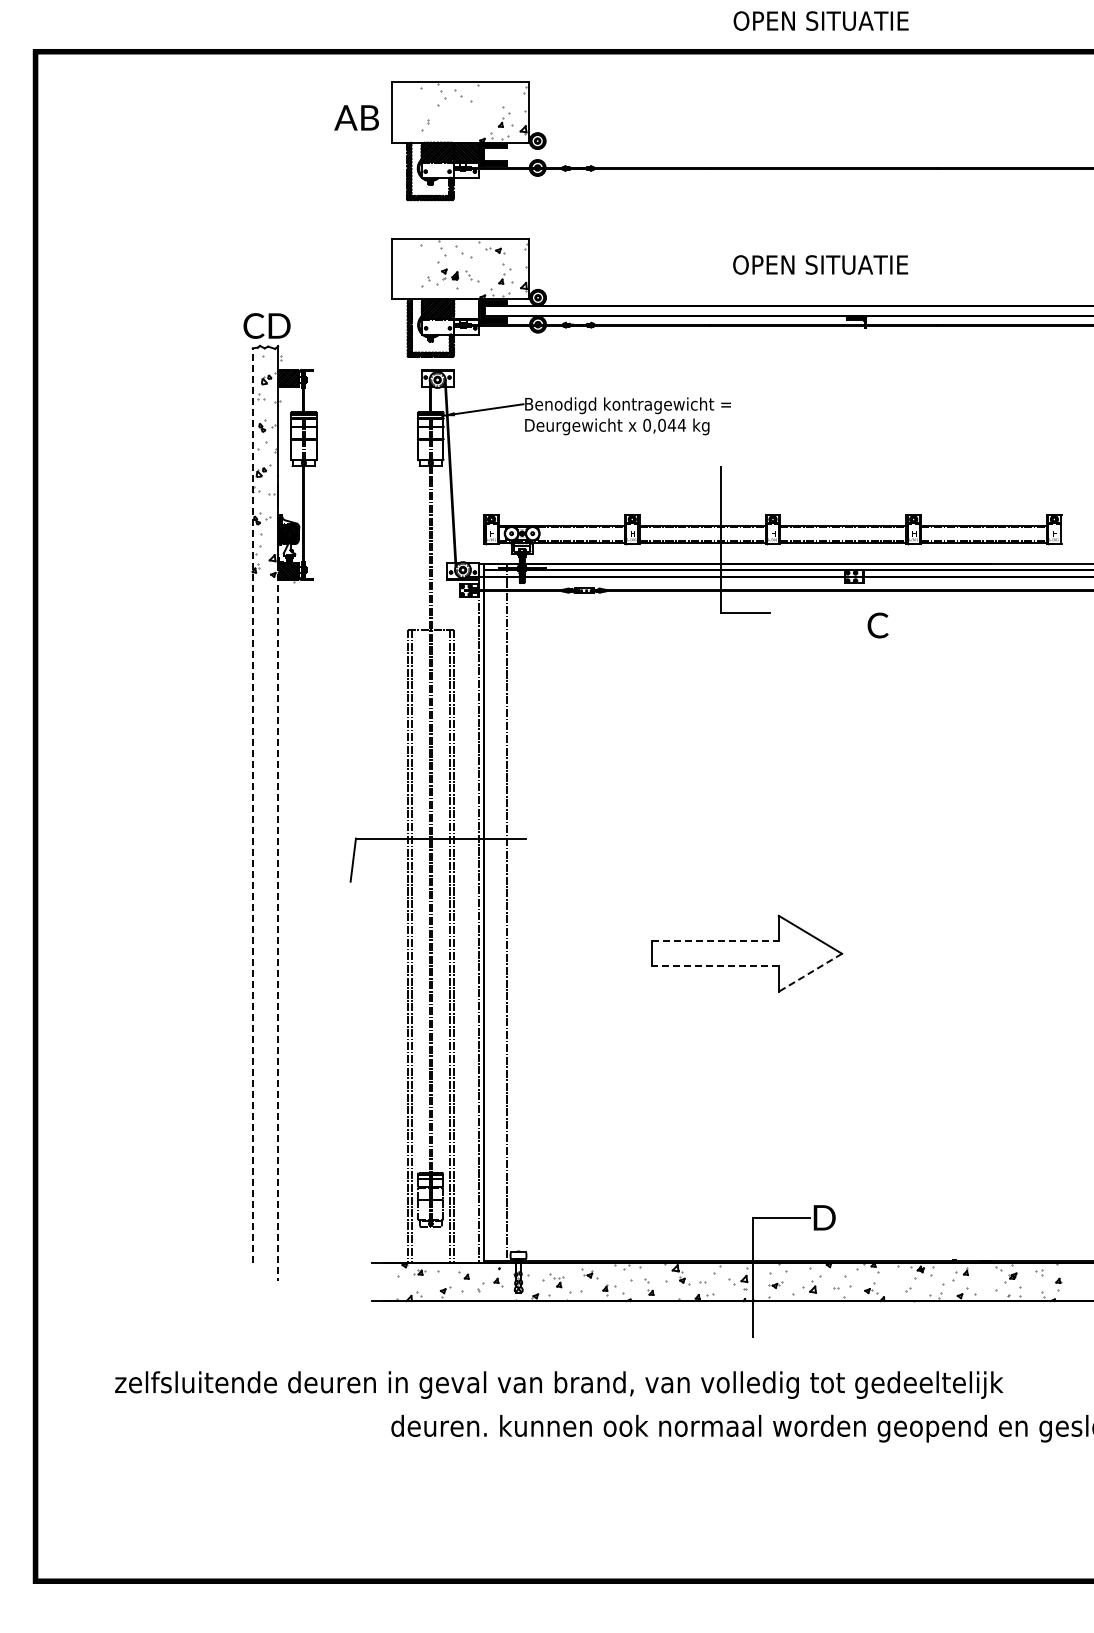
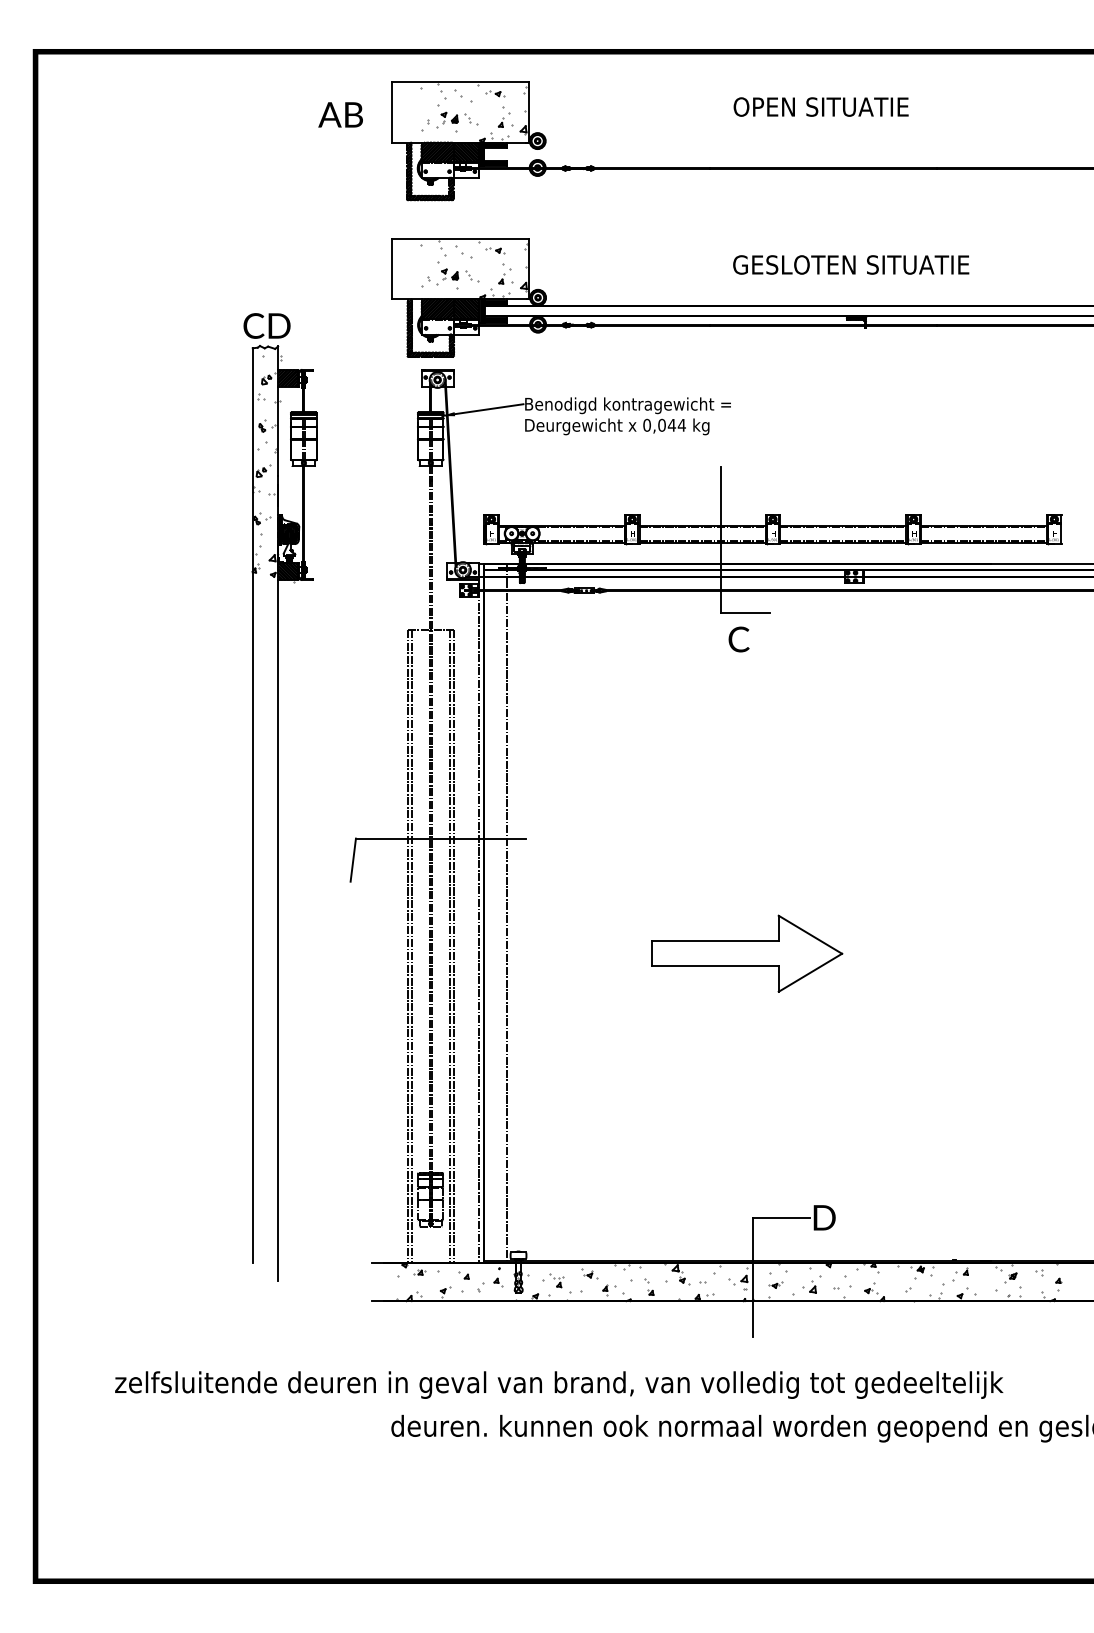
text position: (820, 20) -> (820, 106) (820, 106)
part: none -> present (495, 93)
text position: (356, 117) -> (340, 114) (340, 114)
part: none -> present (457, 121)
text: OPEN SITUATIE -> GESLOTEN SITUATIE (853, 264)
hatch: none -> present (466, 308)
text position: (877, 625) -> (738, 639) (738, 639)
line: dashed -> solid (252, 805)
line: dashed -> solid (278, 922)
line: dashed -> solid (715, 941)
line: dashed -> solid (714, 966)
line: dashed -> solid (810, 972)
